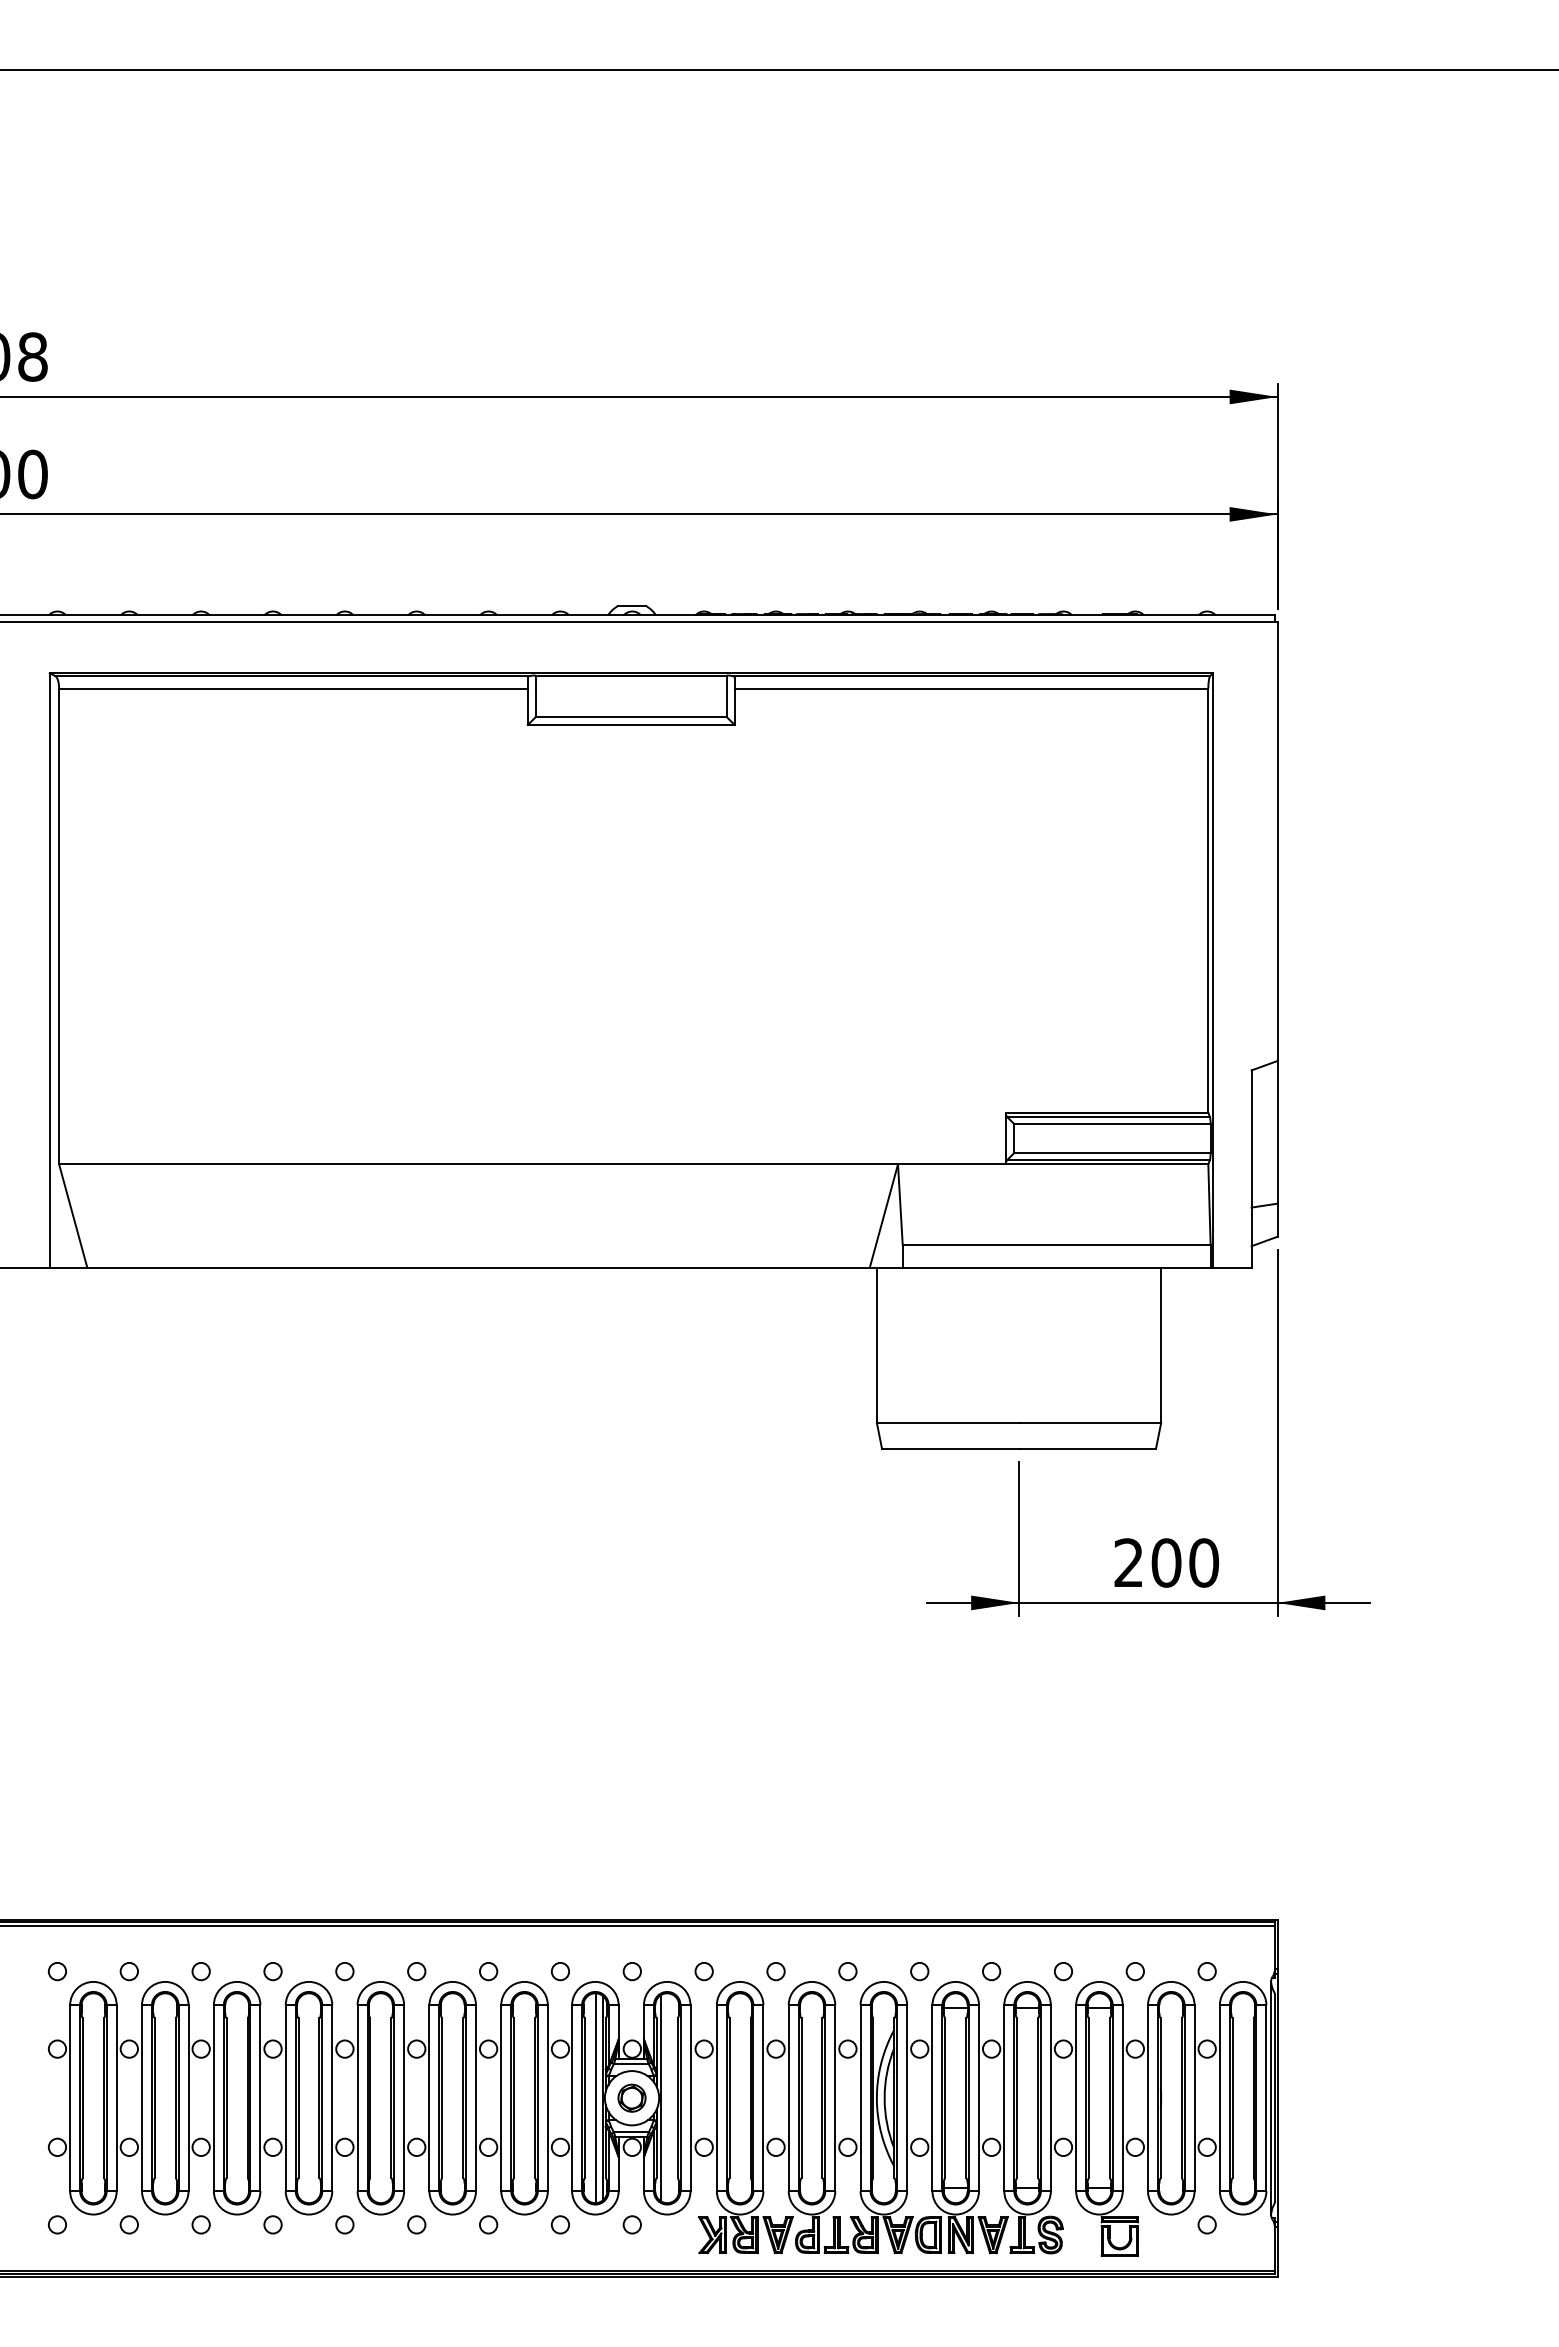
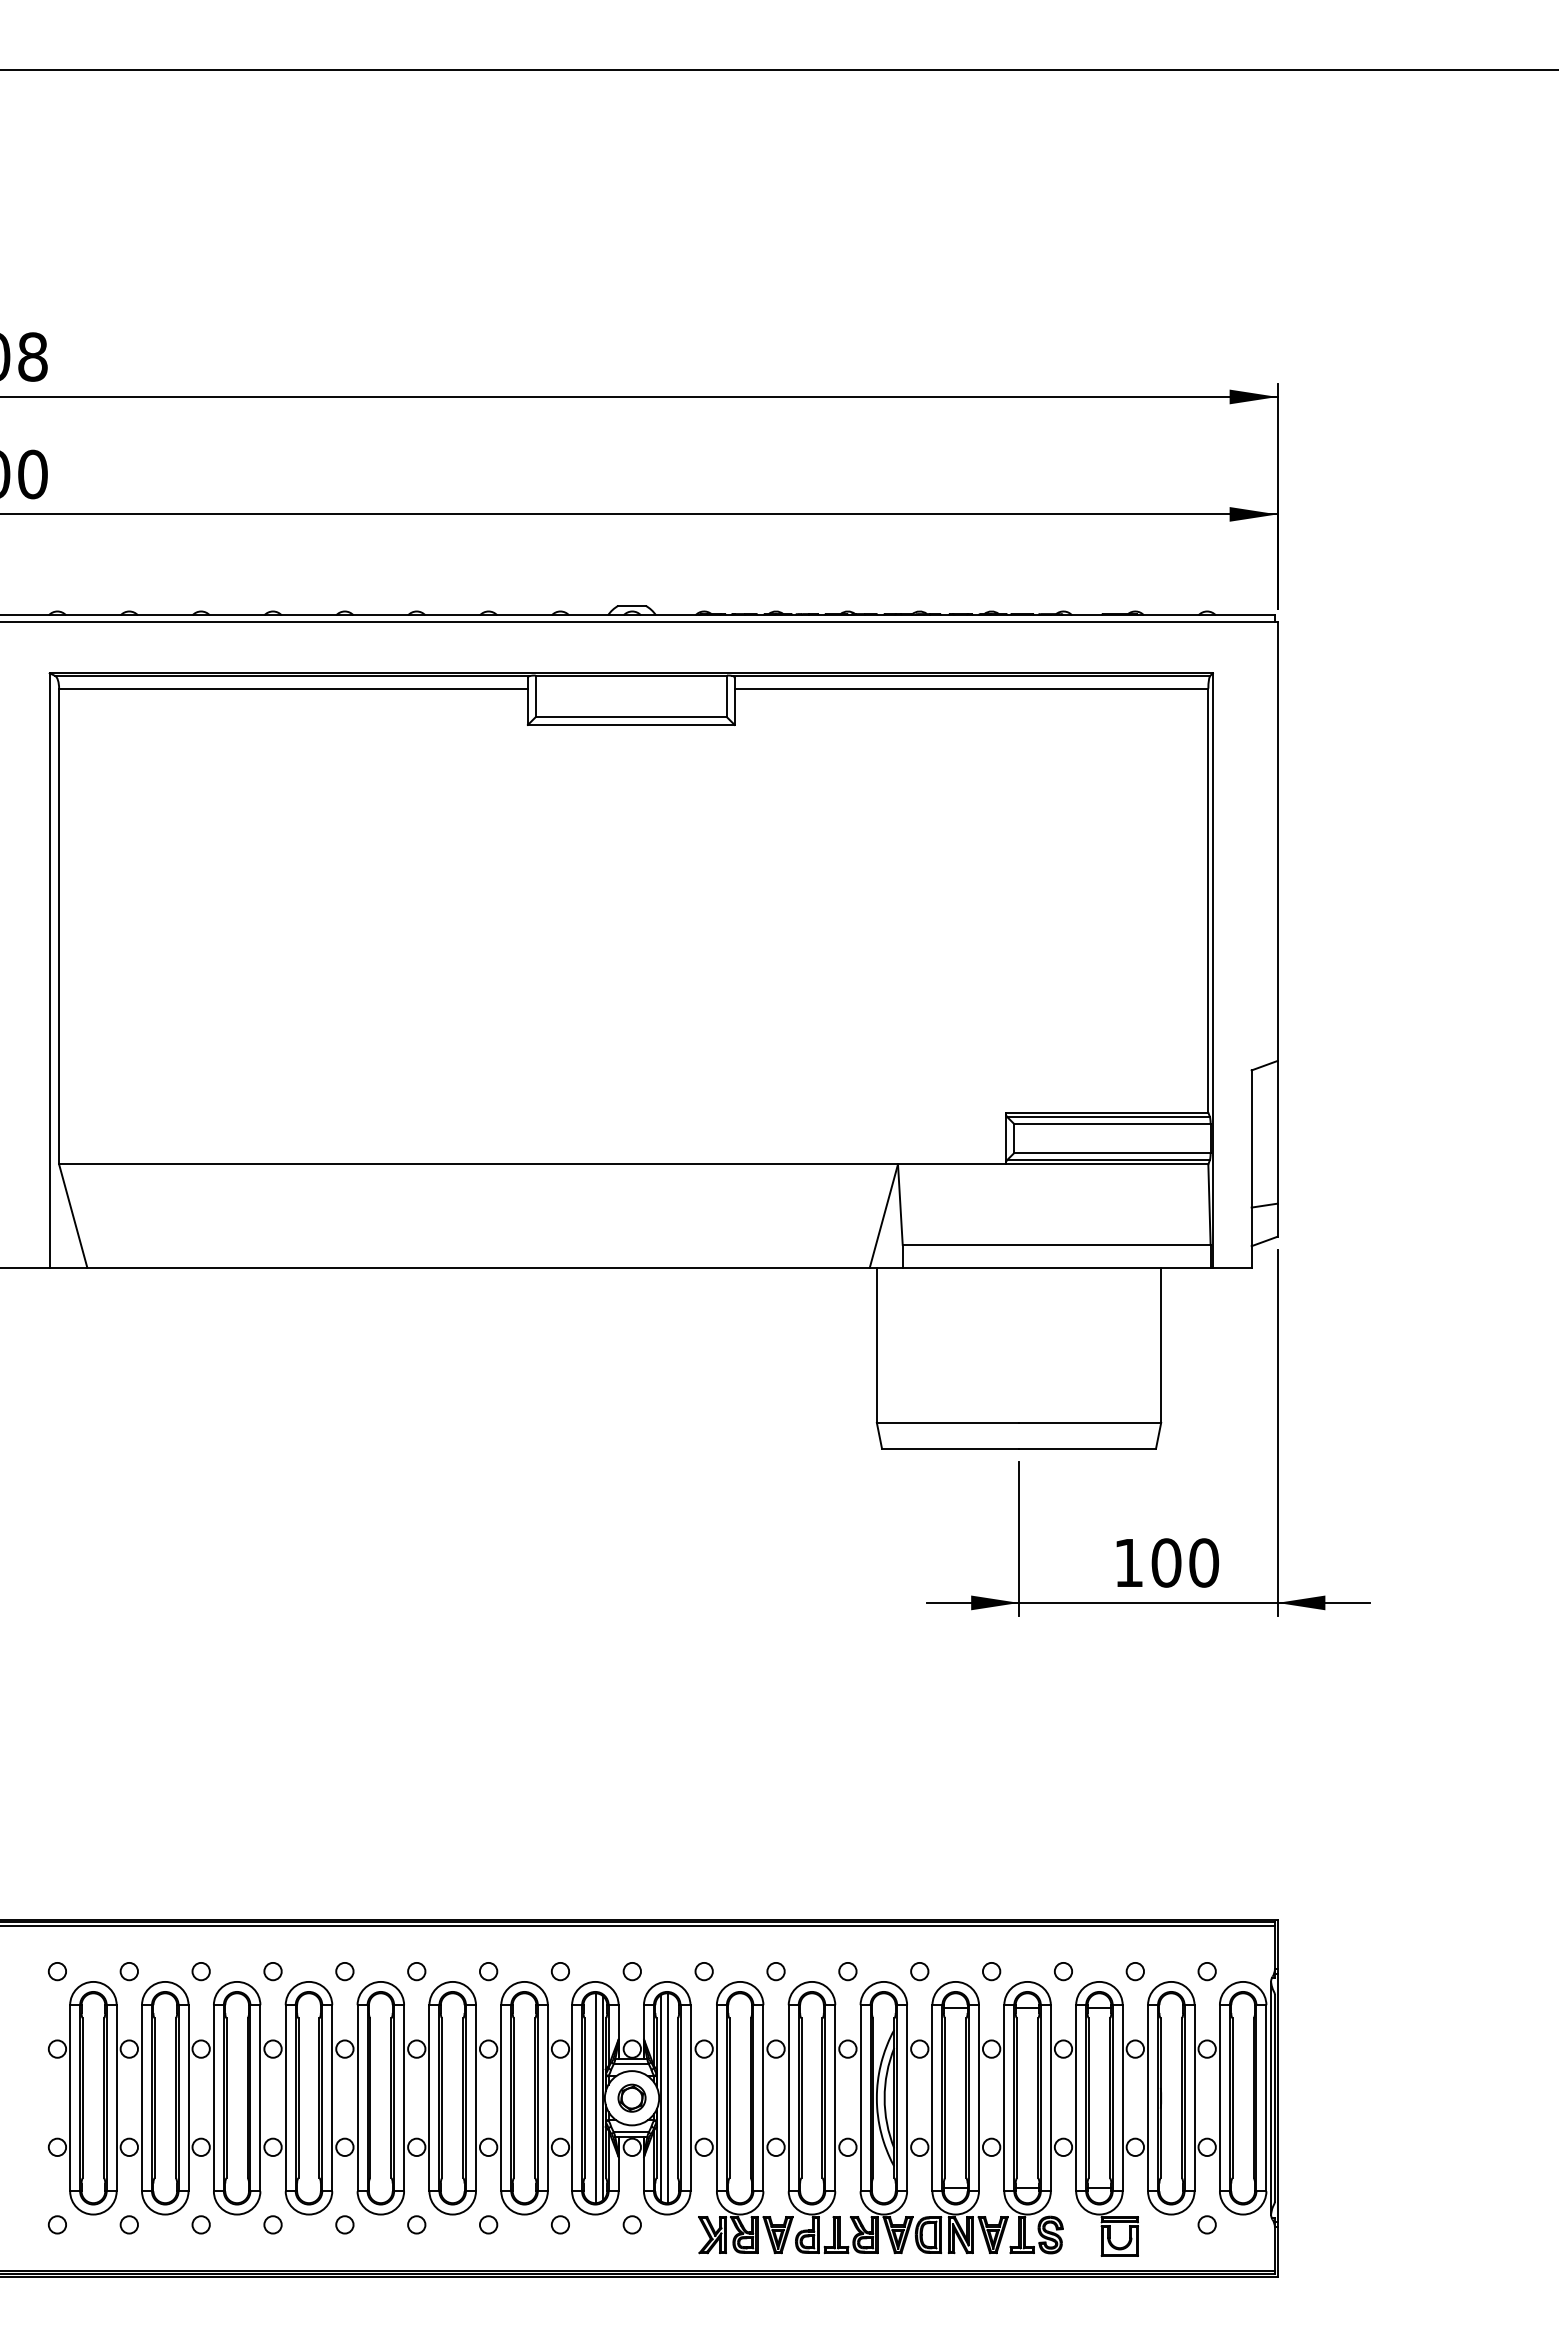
text: 200 -> 100 (1128, 1562)
line: none -> present (668, 2098)
